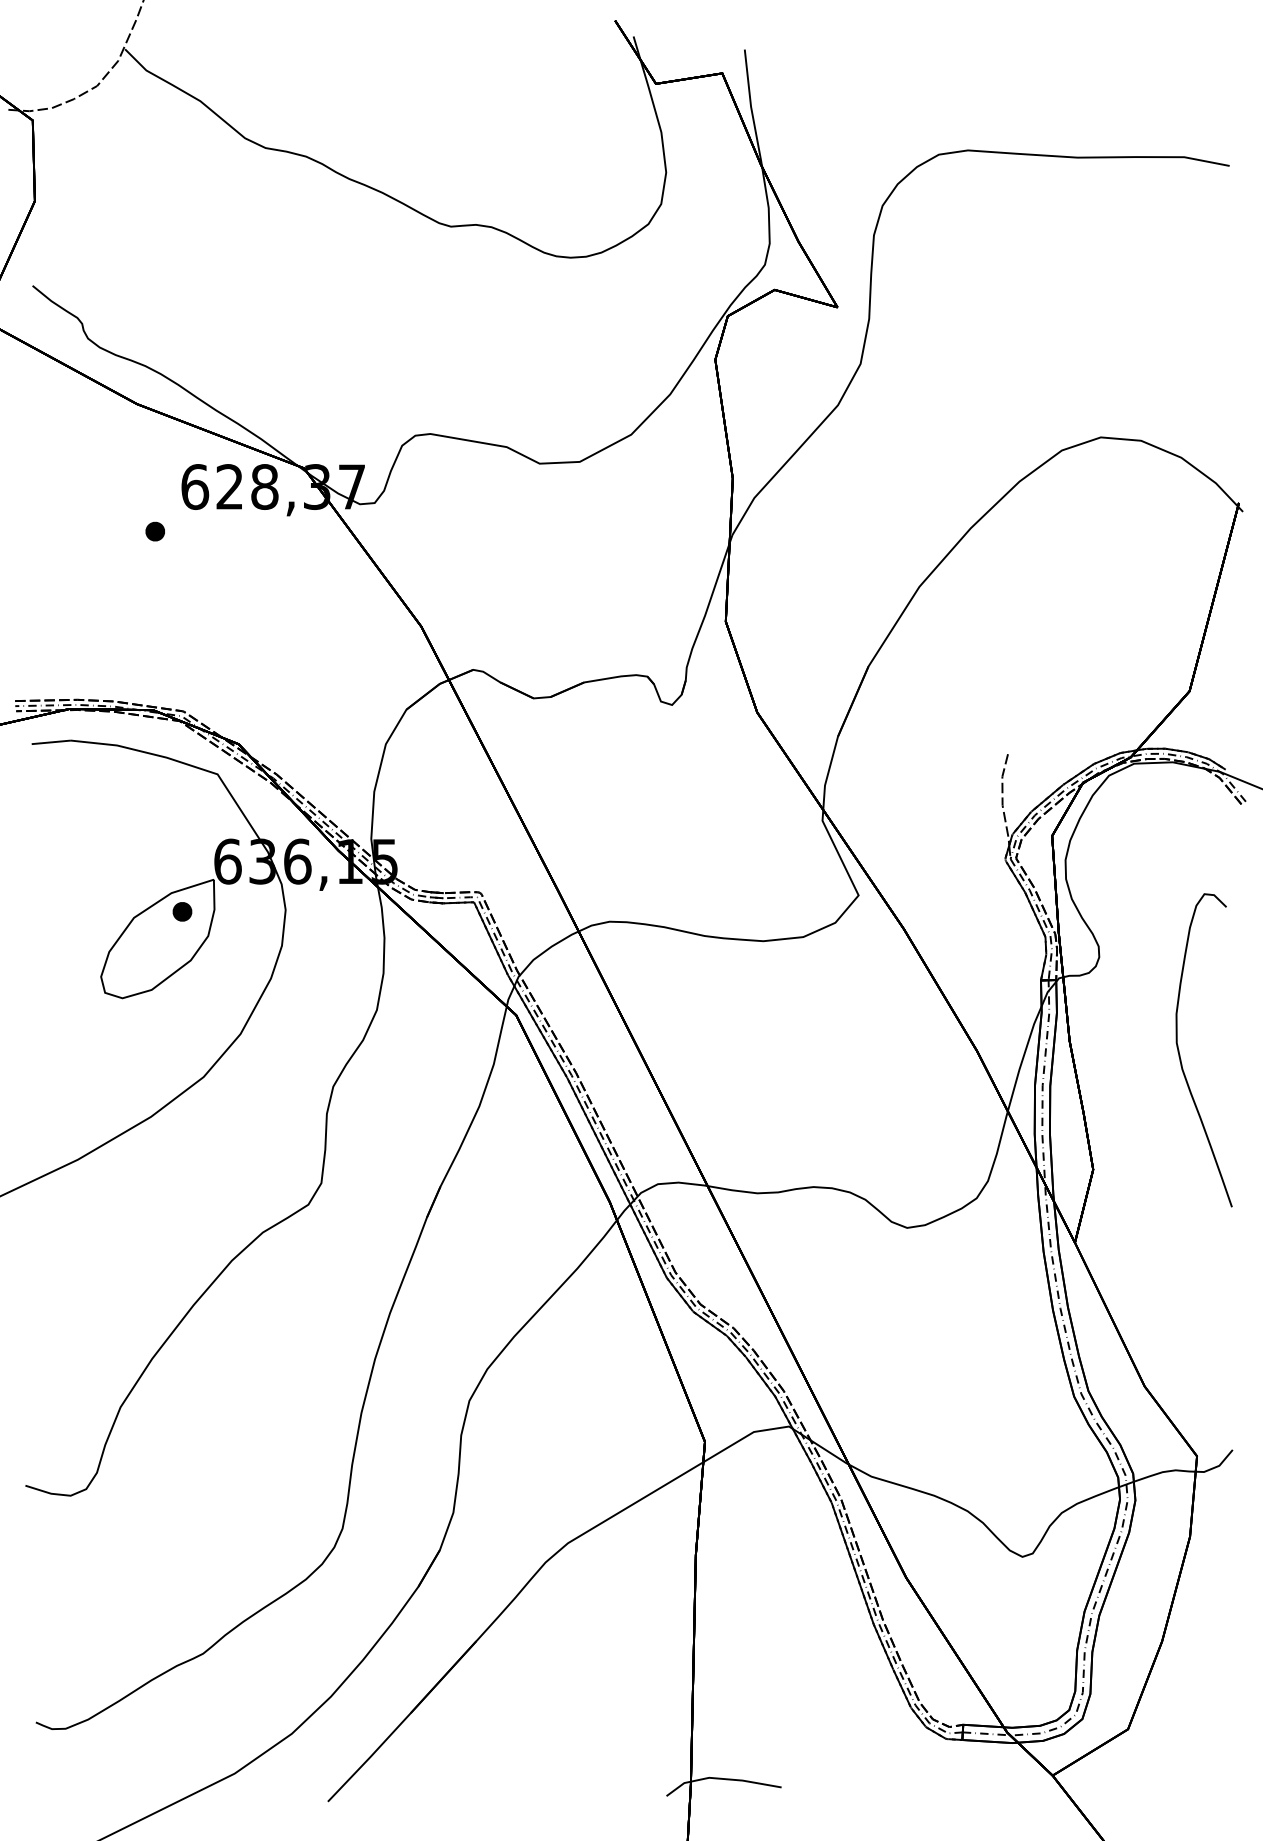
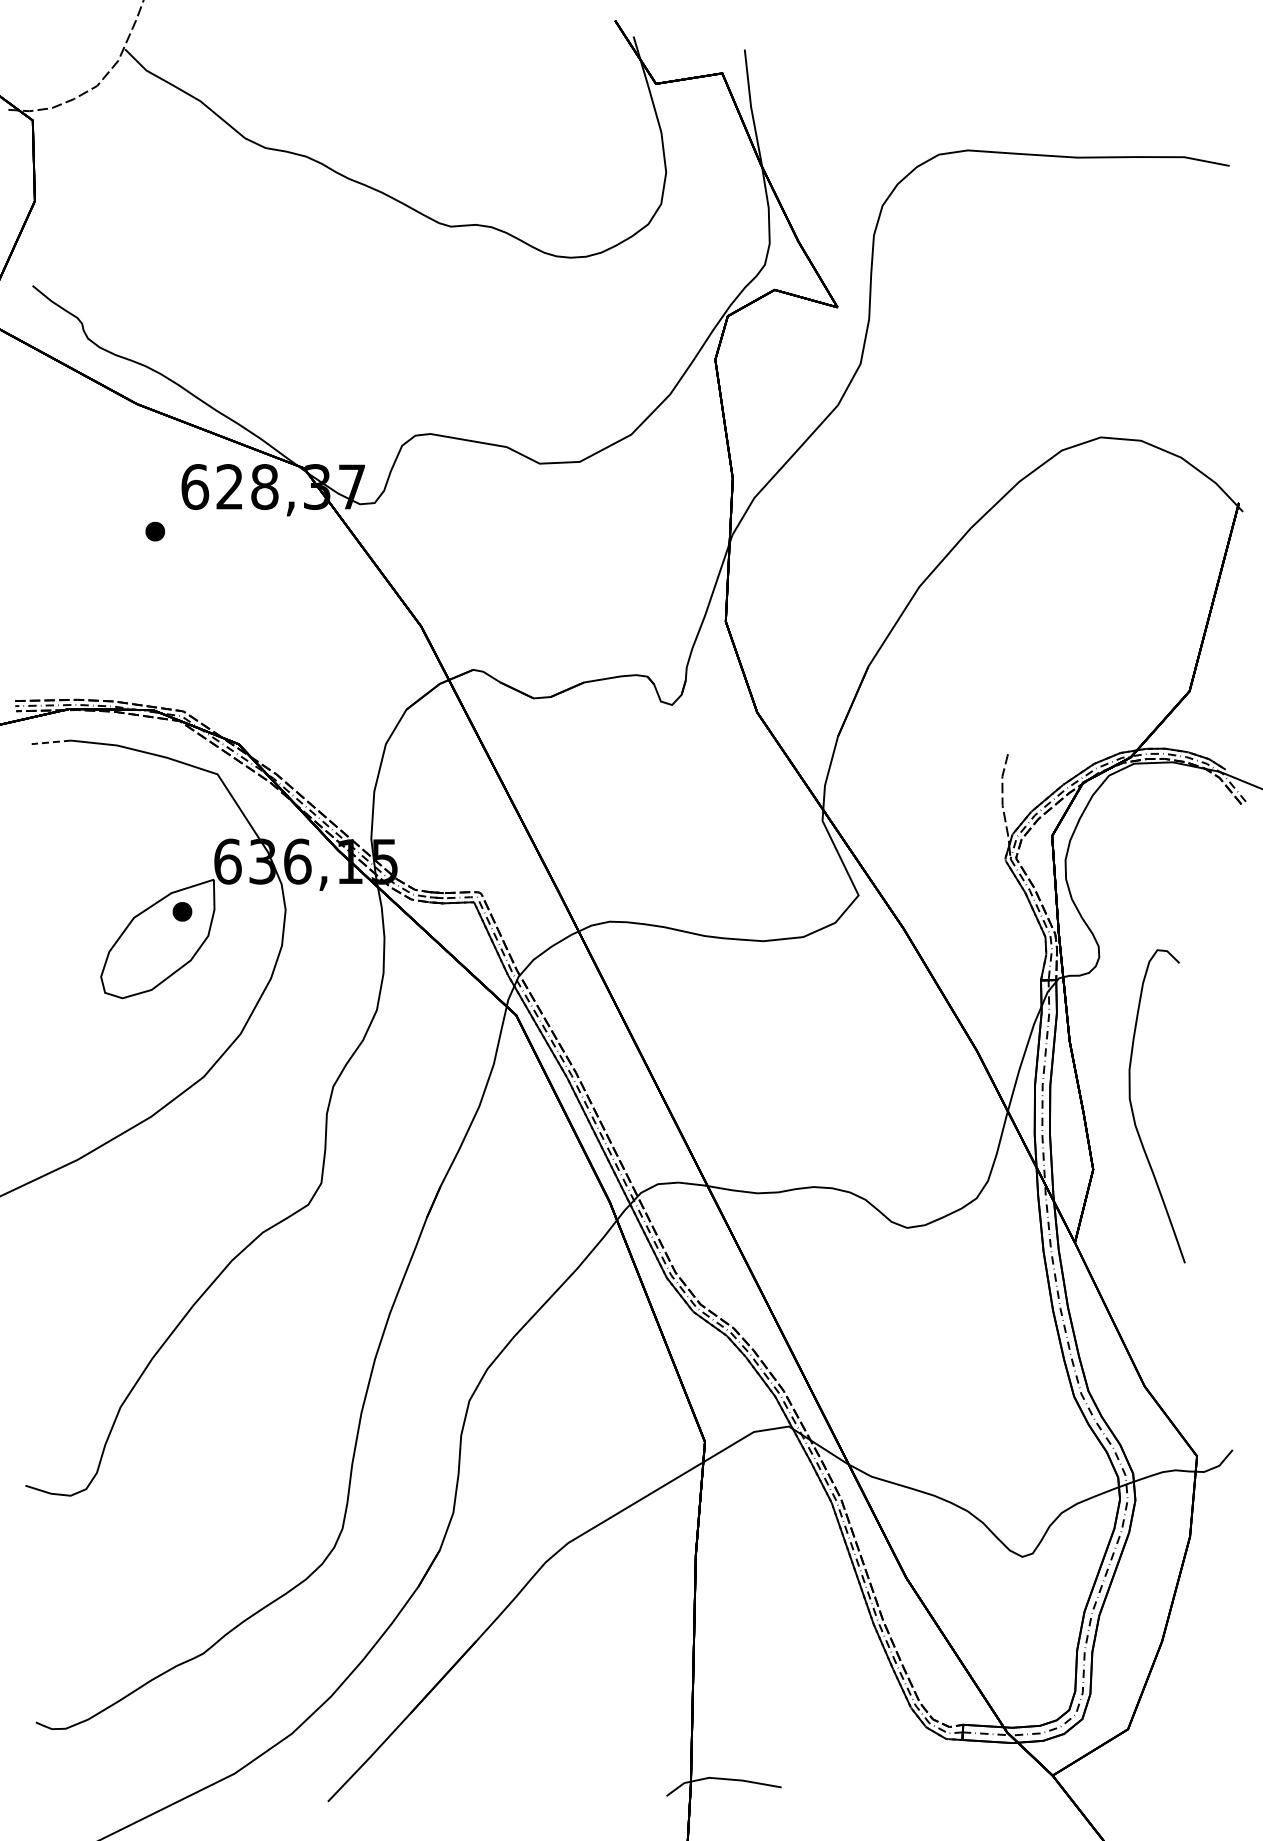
line: solid -> dashed (51, 742)
curve position: (1180, 1054) -> (1133, 1110) (1133, 1110)
